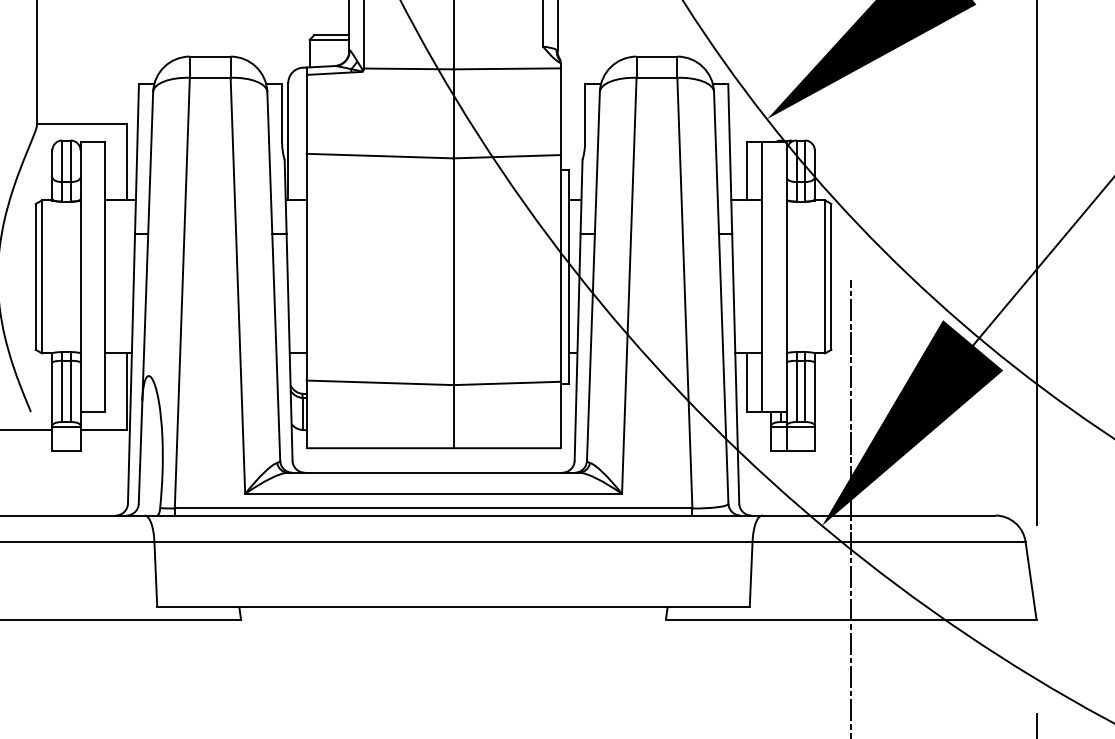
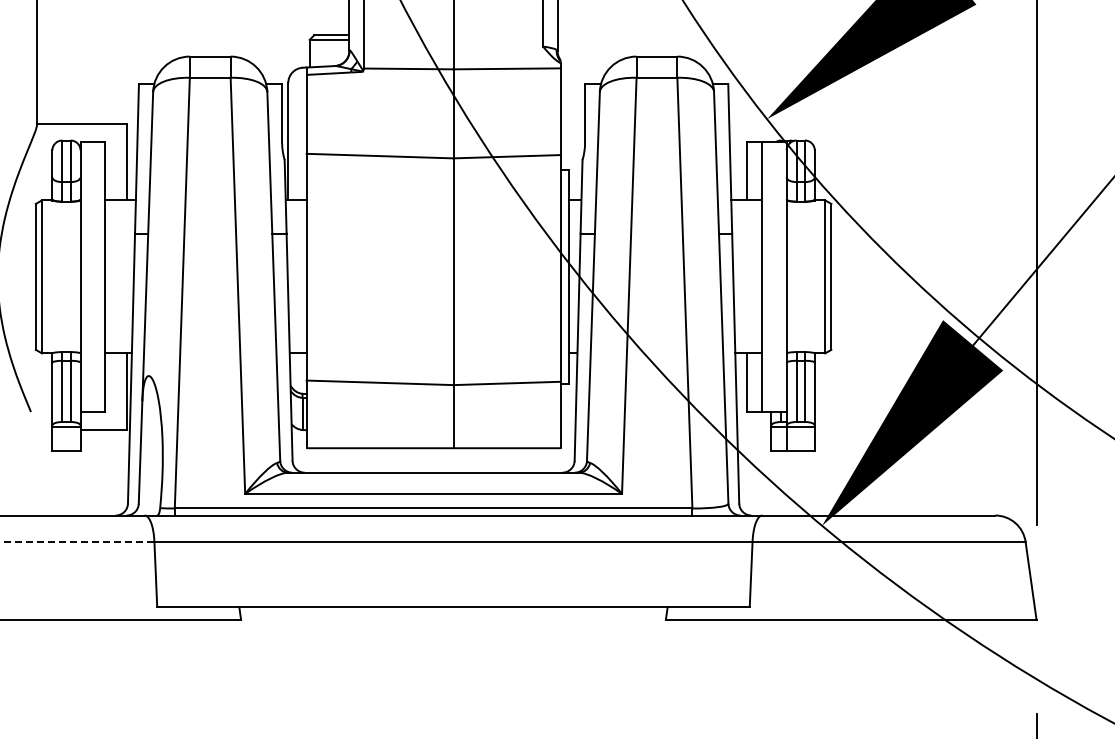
line: present -> none (27, 429)
line: present -> none (851, 507)
line: solid -> dashed (77, 541)
